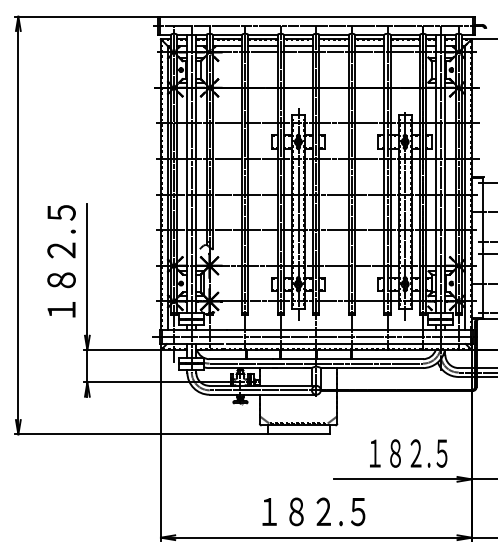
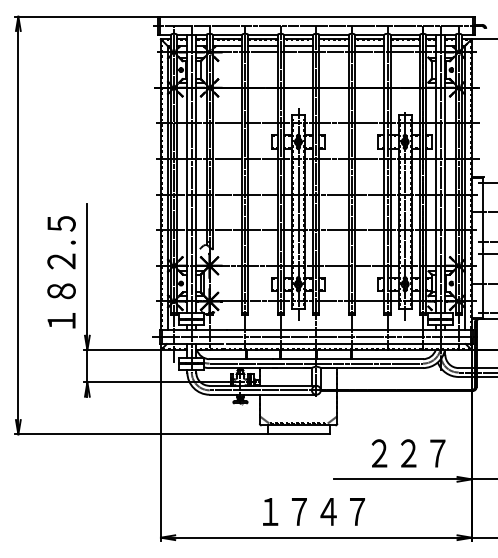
text position: (61, 261) -> (61, 272) (61, 272)
text: １８２.５ -> ２２７ (408, 453)
text: １８２.５ -> １７４７ (313, 511)
